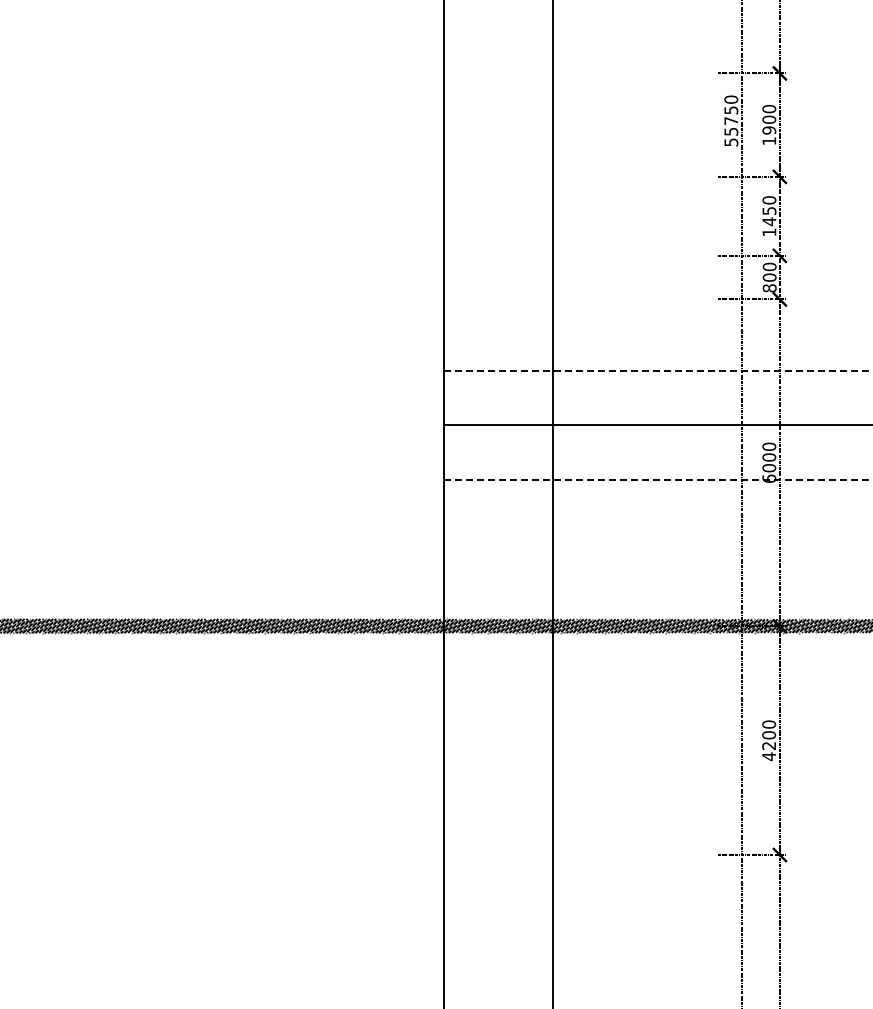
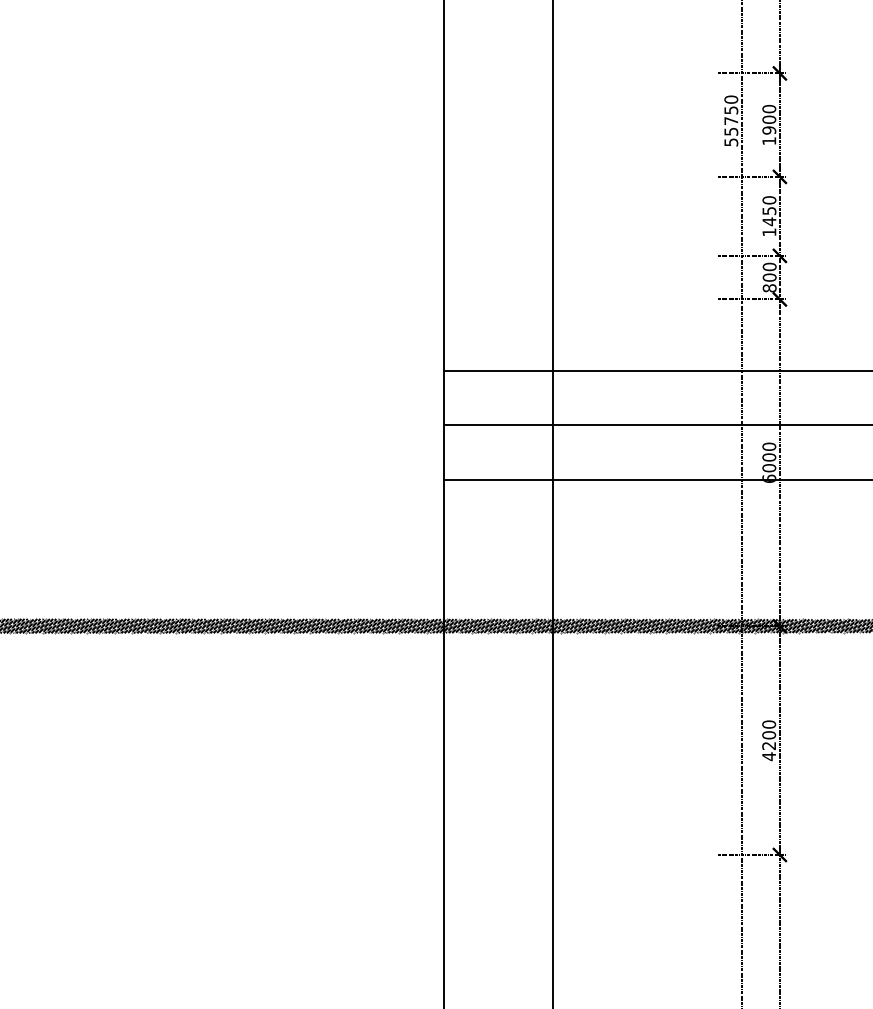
line: dashed -> solid (658, 370)
line: dashed -> solid (658, 479)
